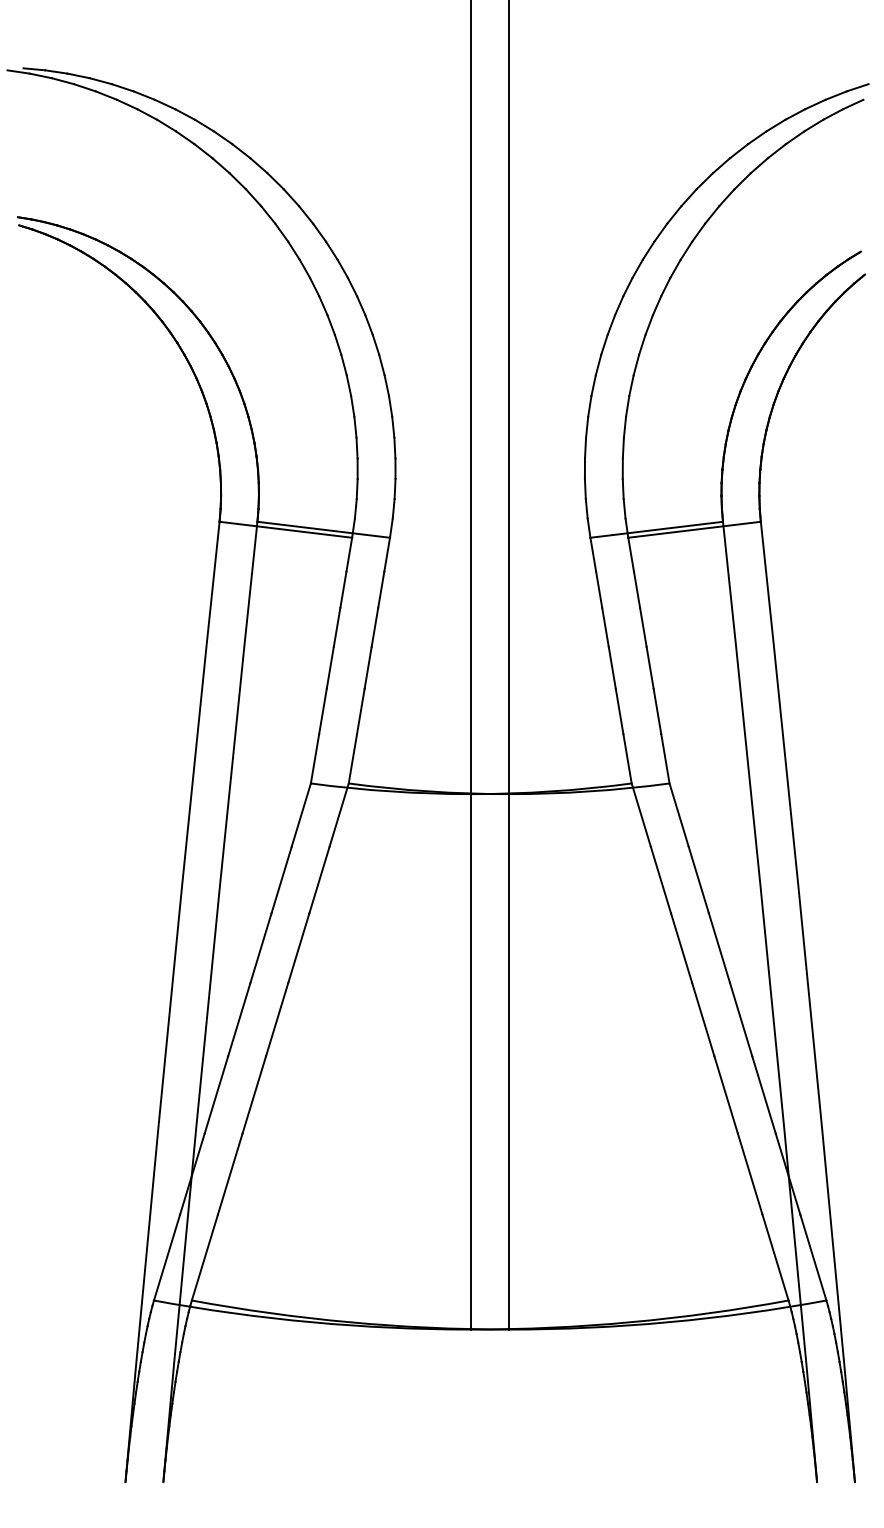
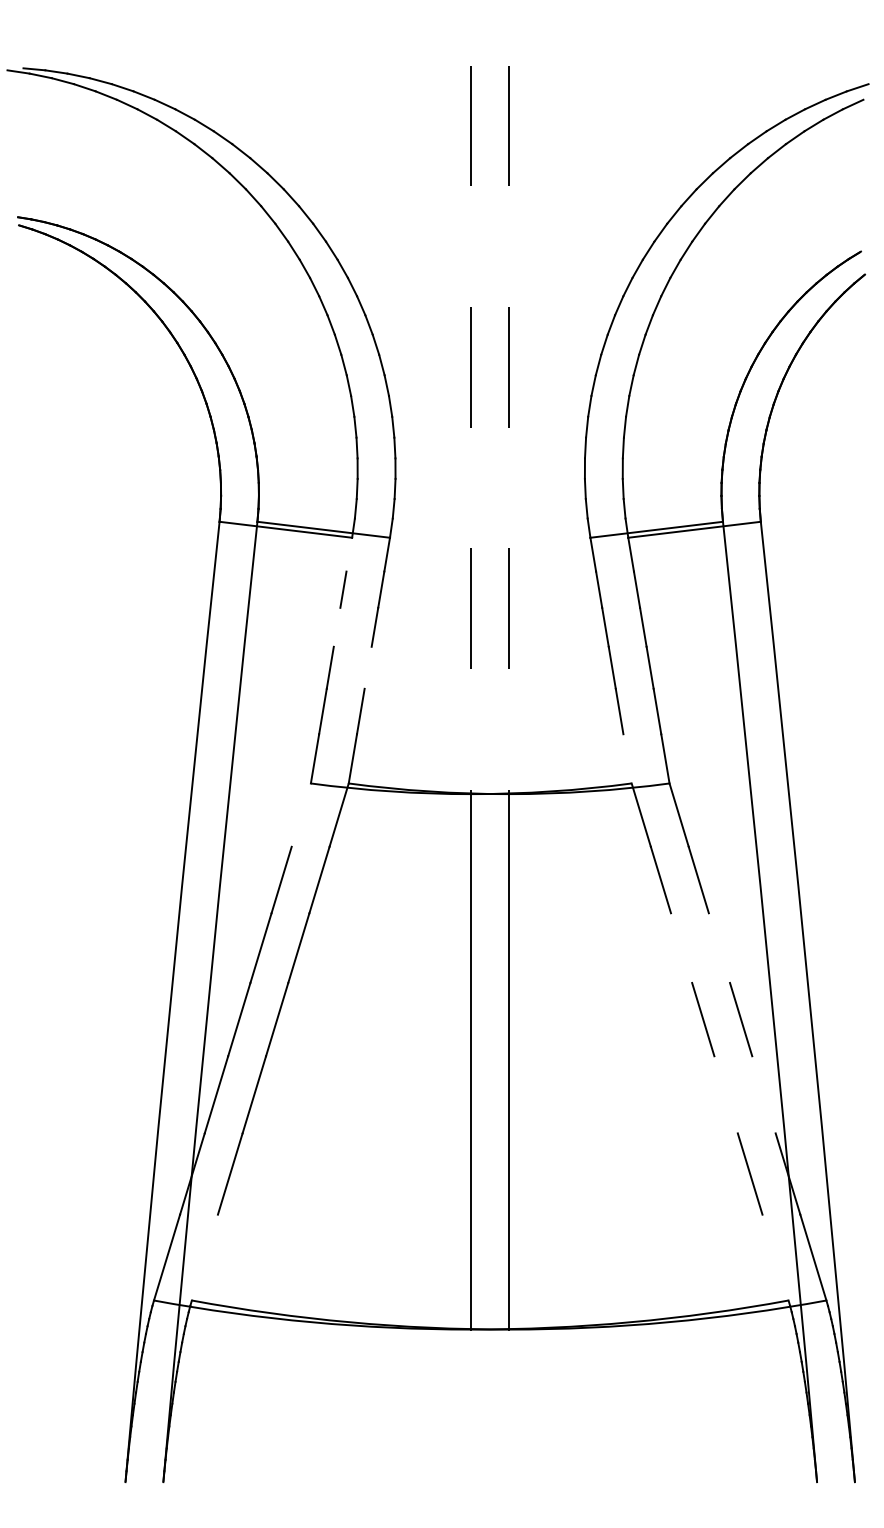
line: solid -> dashed (471, 397)
line: solid -> dashed (509, 397)
line: present -> none (349, 554)
line: present -> none (336, 626)
line: present -> none (367, 667)
line: present -> none (627, 758)
line: present -> none (300, 814)
line: present -> none (681, 947)
line: present -> none (719, 947)
line: present -> none (725, 1094)
line: present -> none (763, 1094)
line: present -> none (204, 1257)
line: present -> none (775, 1257)
